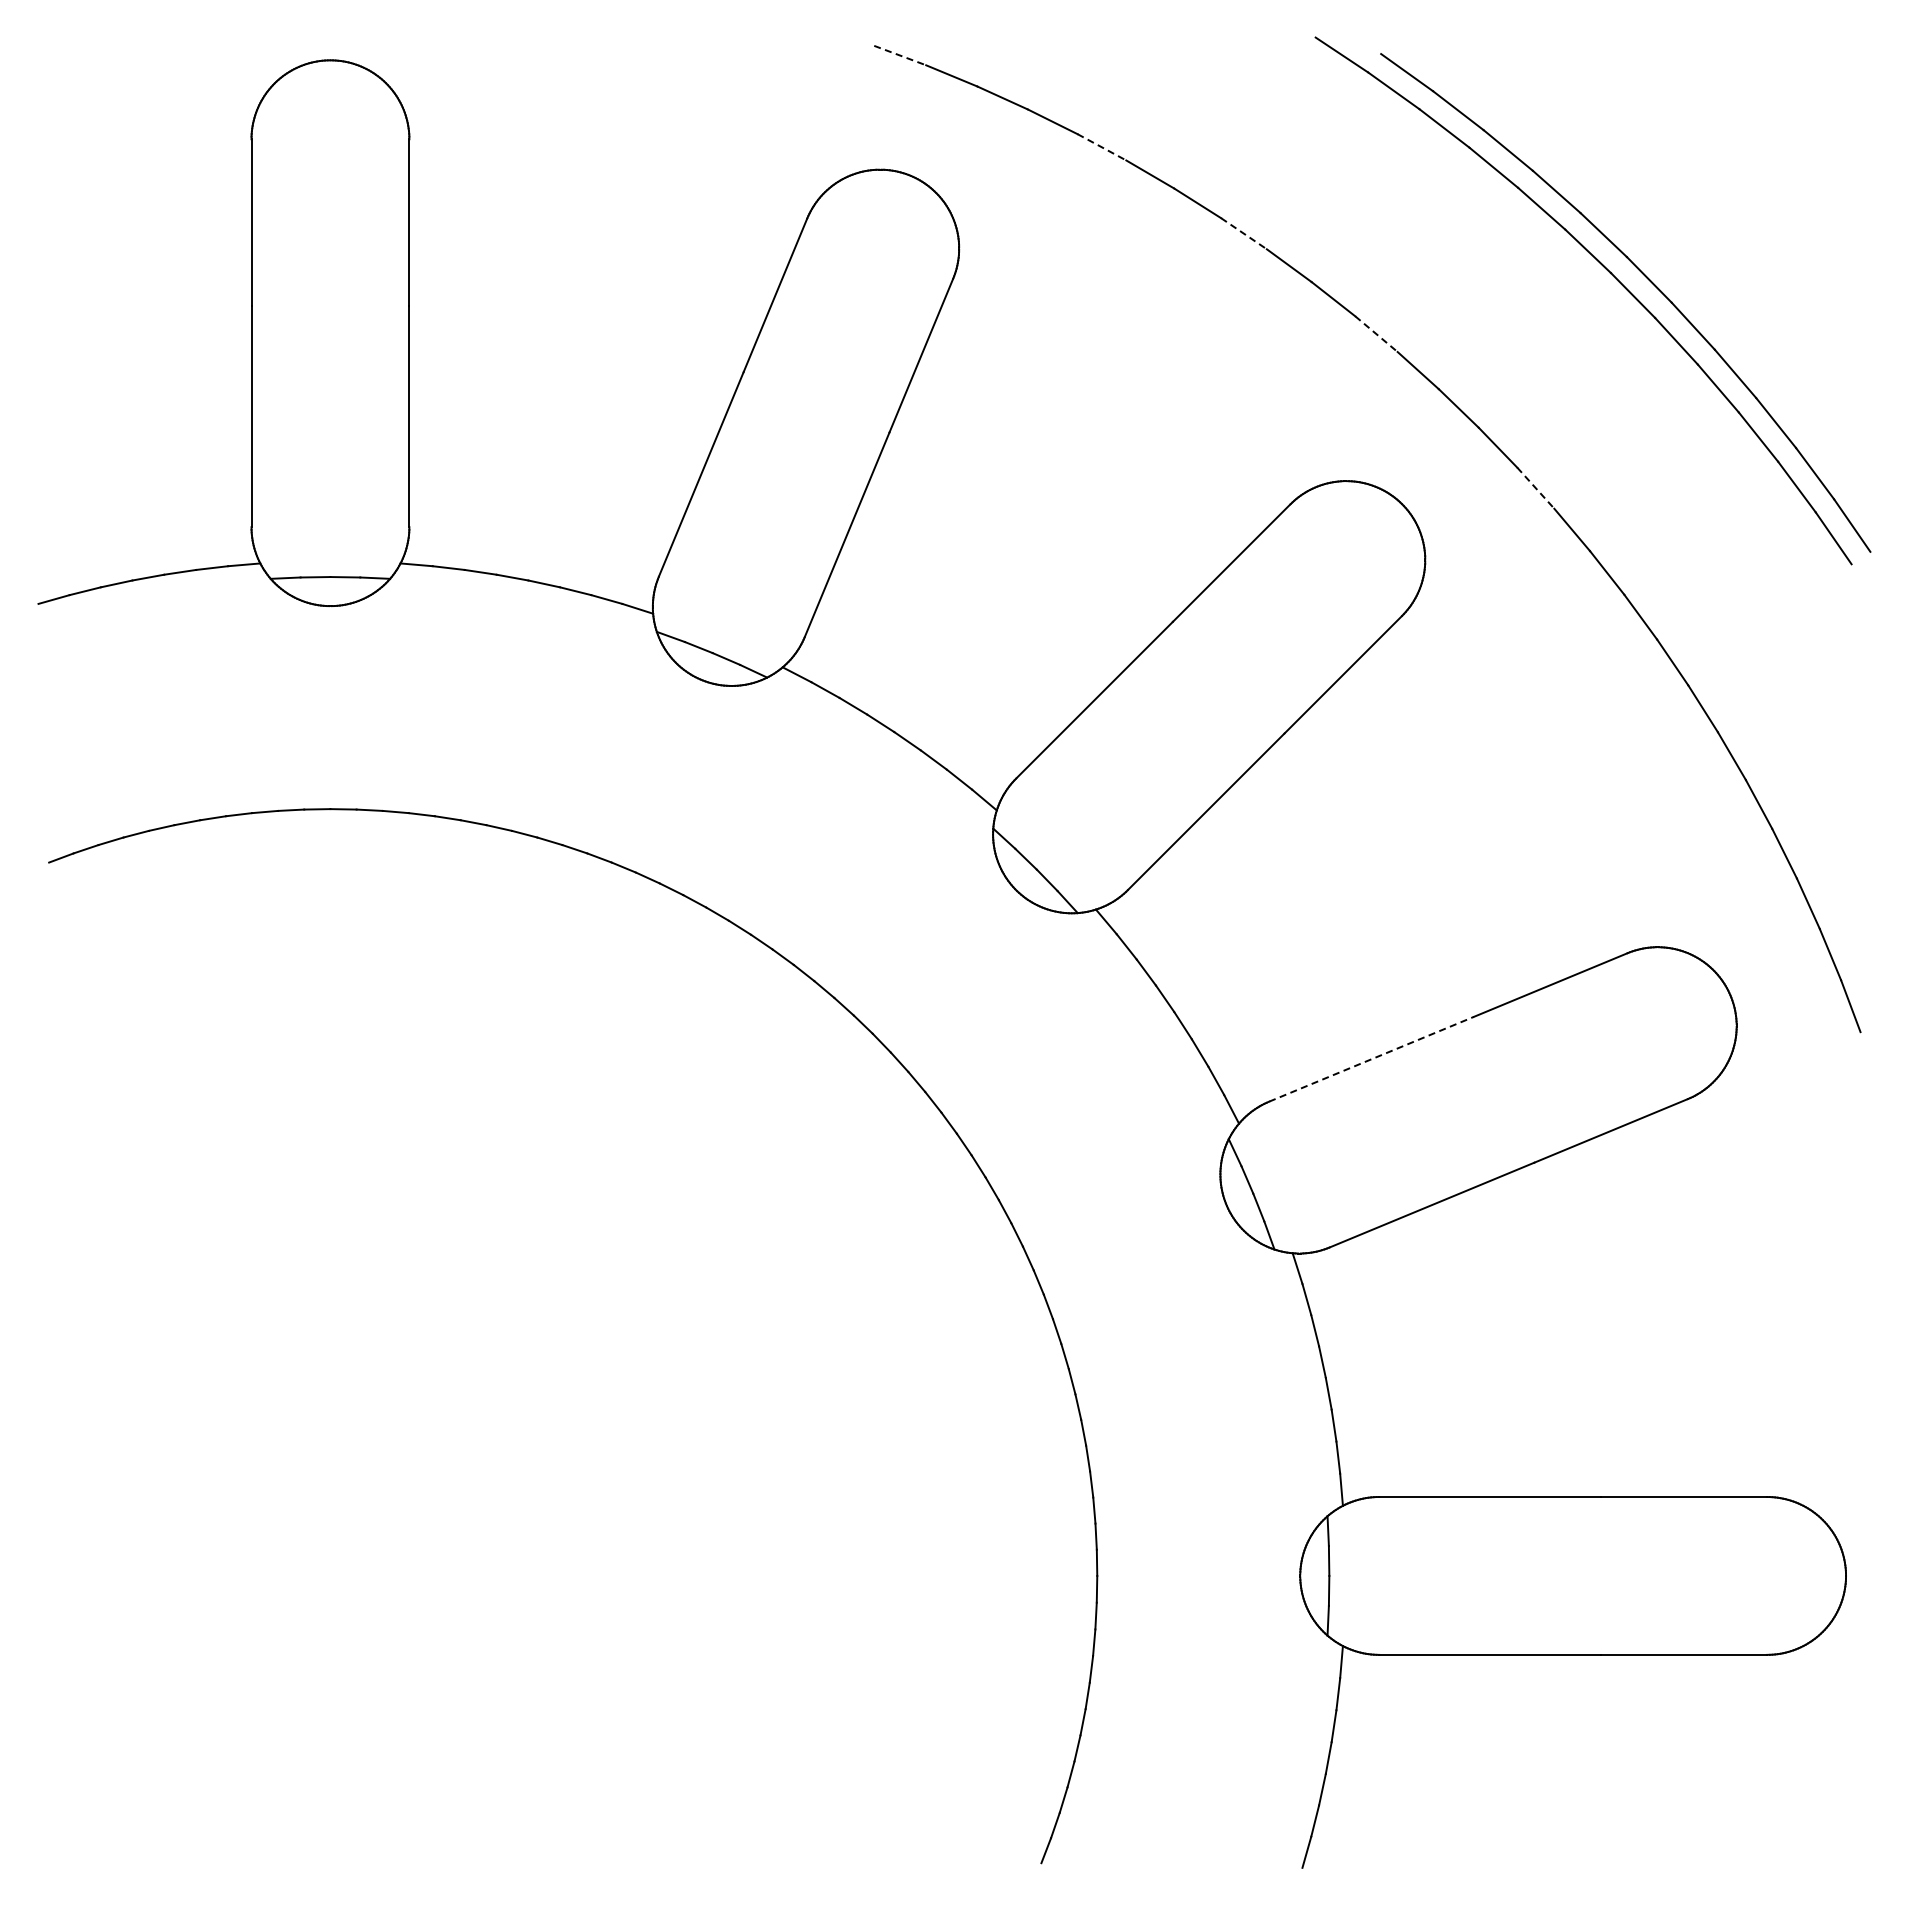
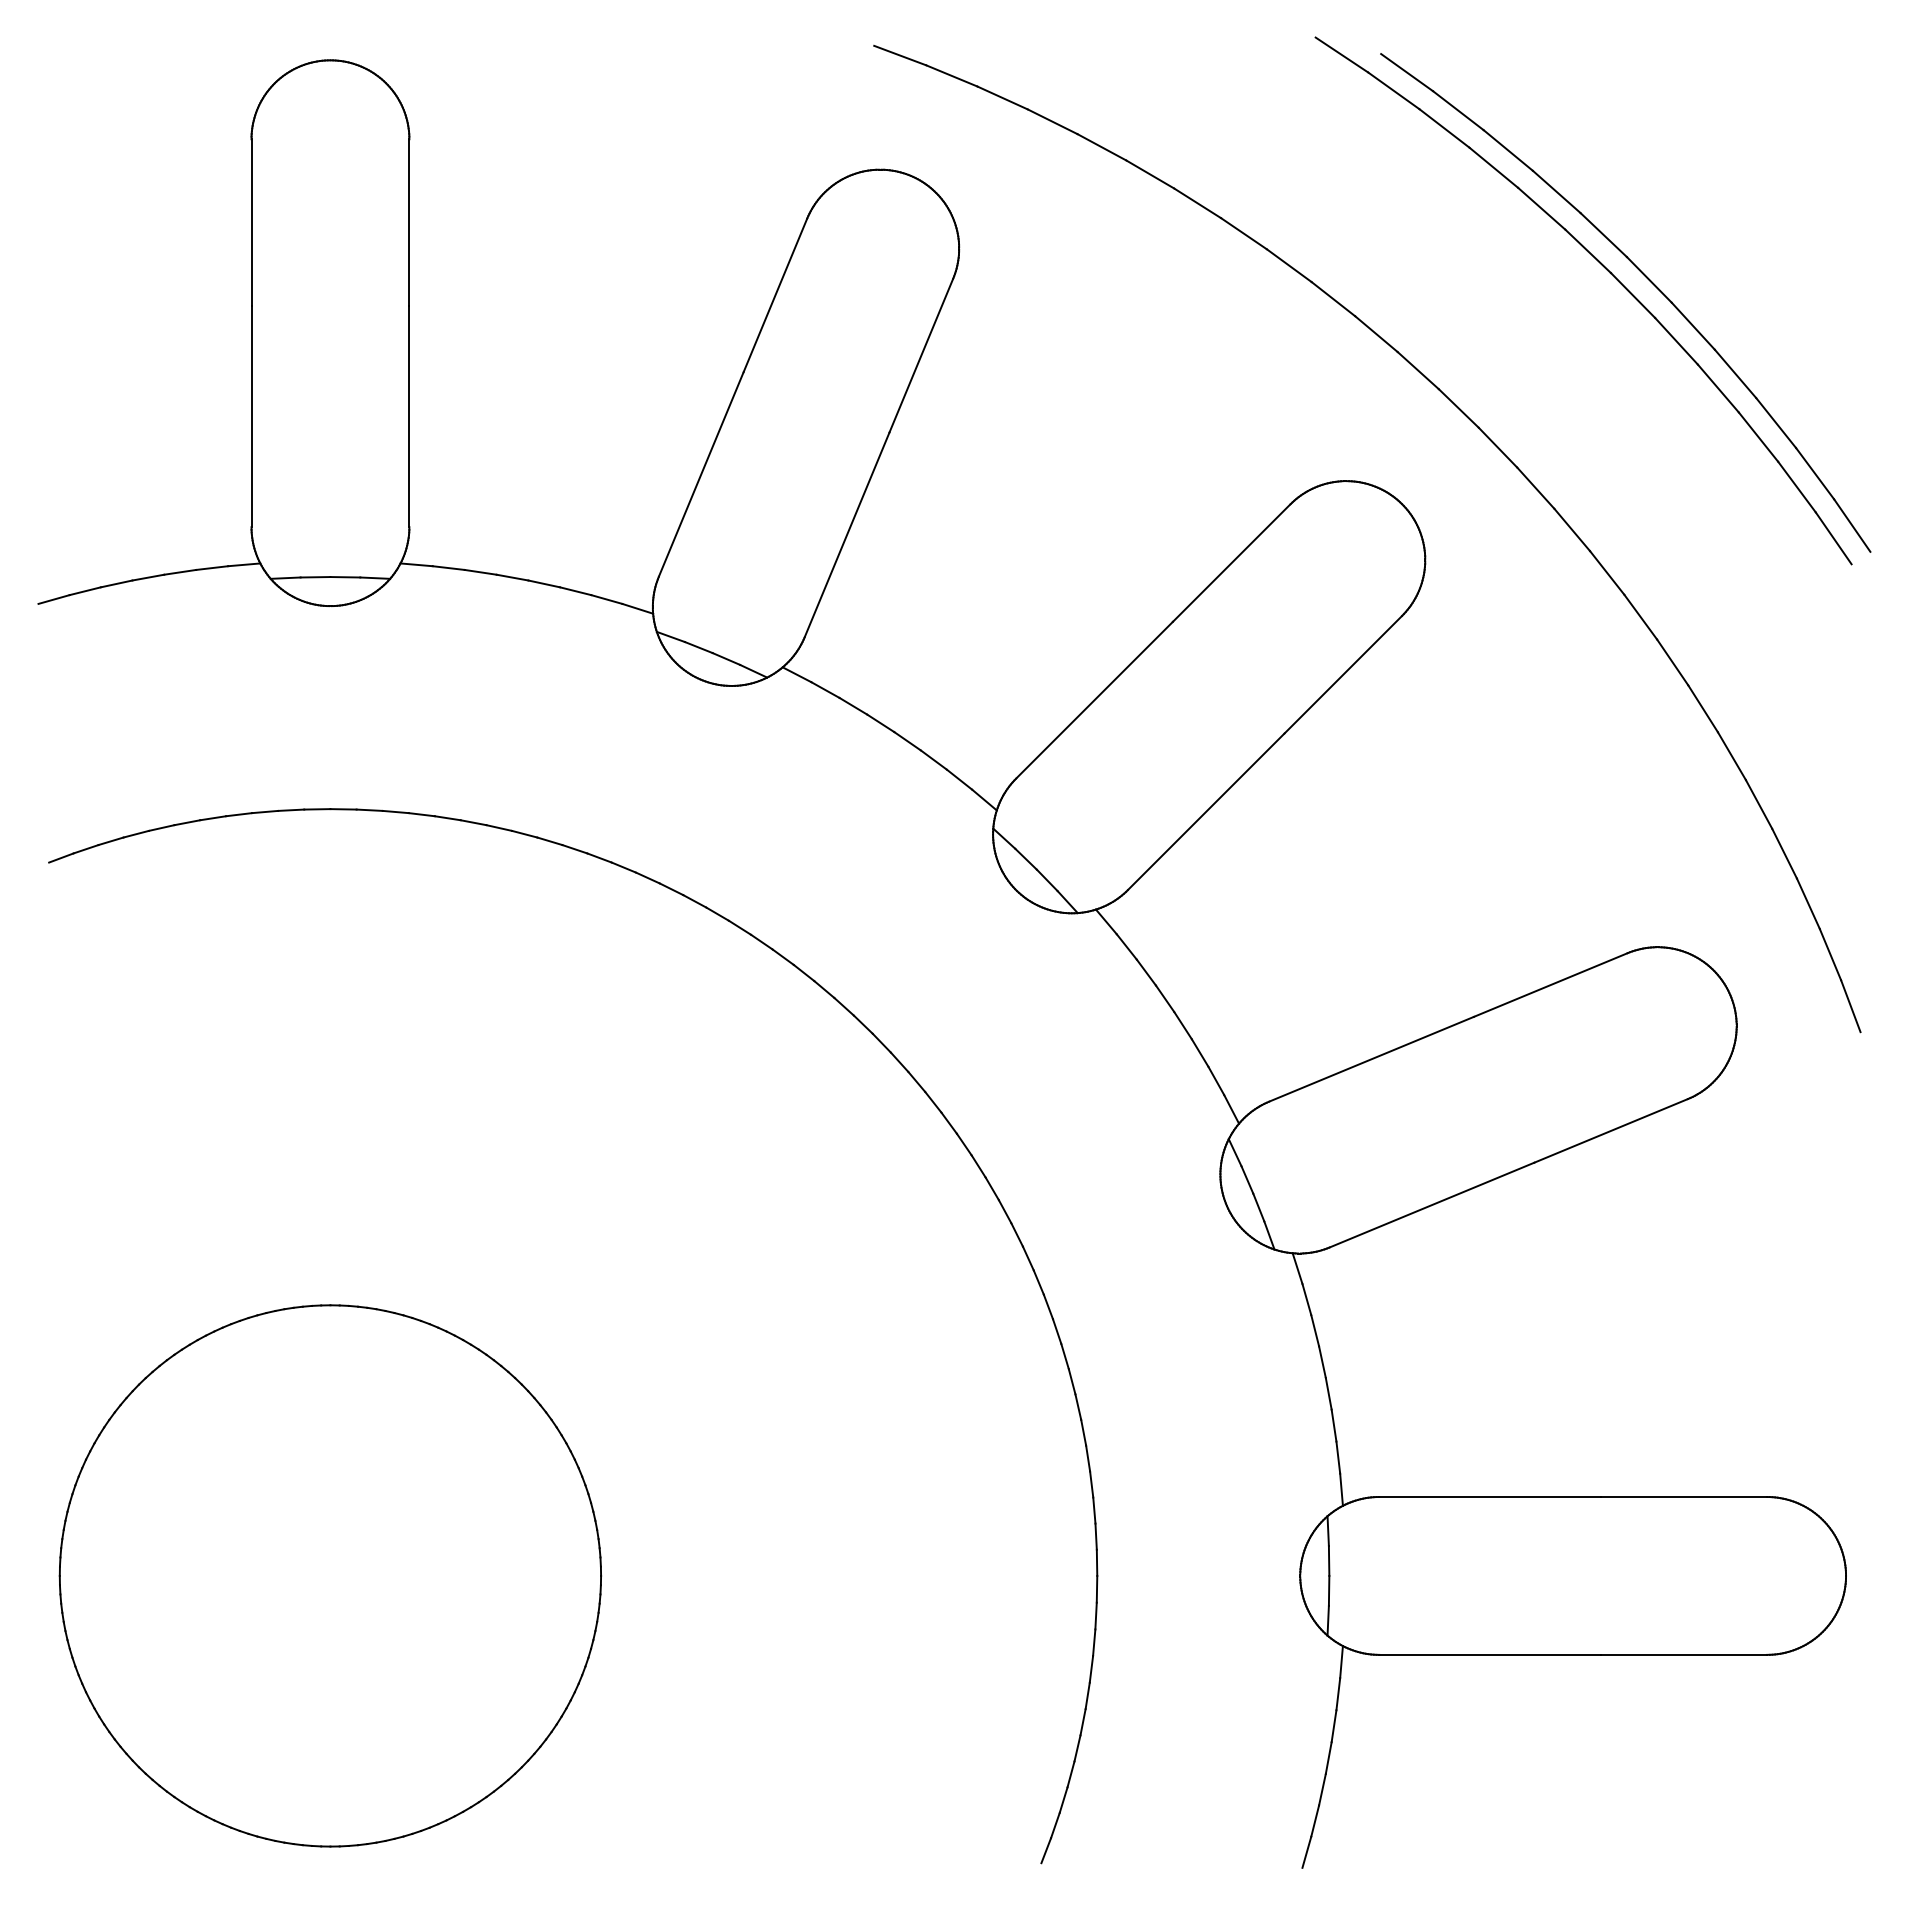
line: dashed -> solid (900, 55)
line: dashed -> solid (1101, 147)
line: dashed -> solid (1243, 233)
line: dashed -> solid (1376, 334)
line: dashed -> solid (1535, 488)
line: dashed -> solid (1371, 1059)
part: none -> present (330, 1575)
